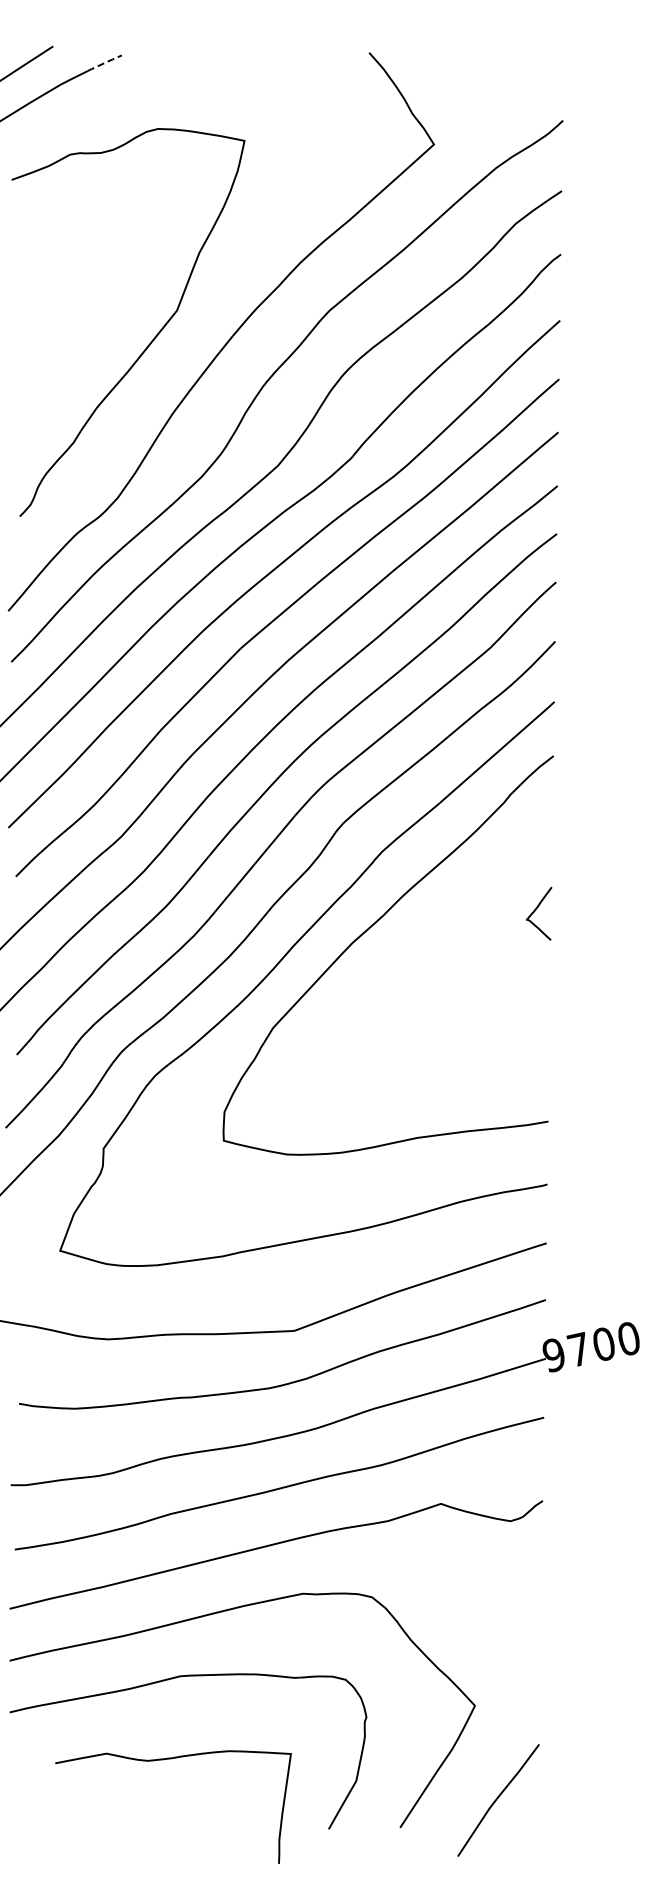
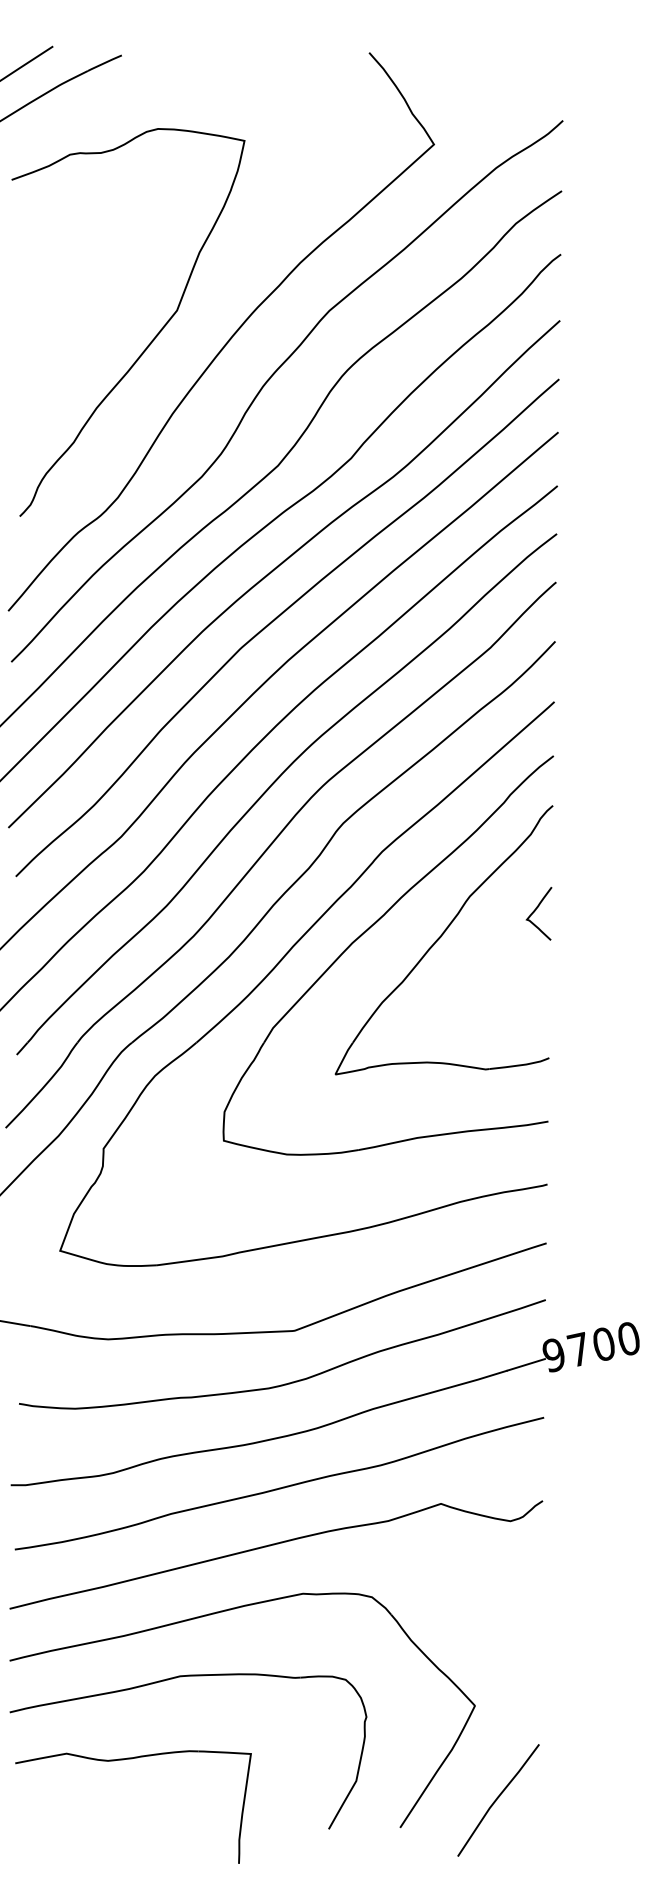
line: dashed -> solid (104, 63)
part: none -> present (443, 940)
part position: (172, 1759) -> (132, 1759) (132, 1759)
